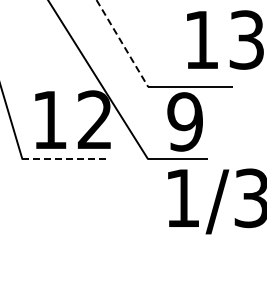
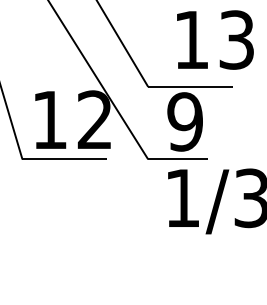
text position: (225, 39) -> (215, 39) (215, 39)
line: dashed -> solid (122, 44)
line: dashed -> solid (65, 159)
